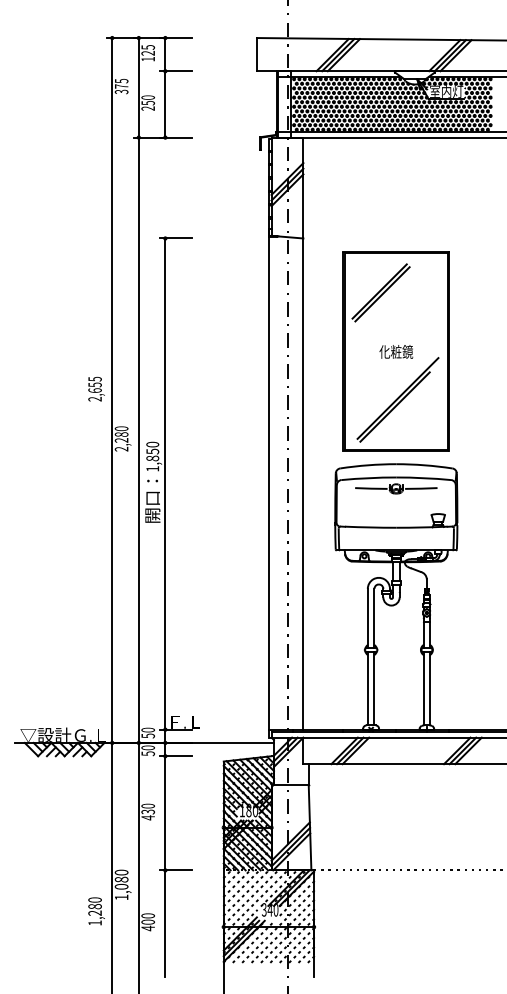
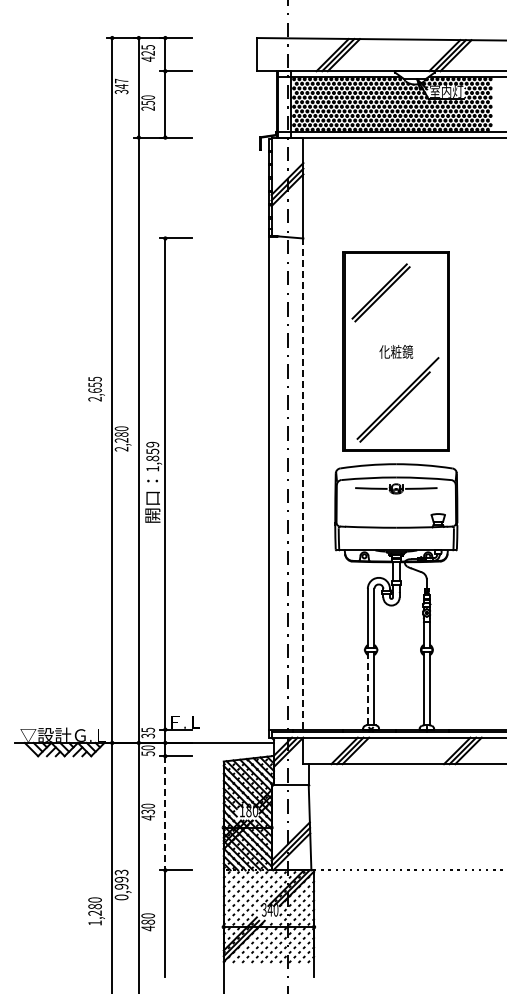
text: 125 -> 425 (147, 58)
text: 375 -> 347 (121, 83)
text: 1,850 -> 1,859 (152, 444)
line: solid -> dashed (303, 484)
line: solid -> dashed (367, 688)
text: 50 -> 35 (147, 732)
line: solid -> dashed (165, 813)
text: 1,080 -> 0,993 (121, 884)
text: 400 -> 480 (148, 921)
